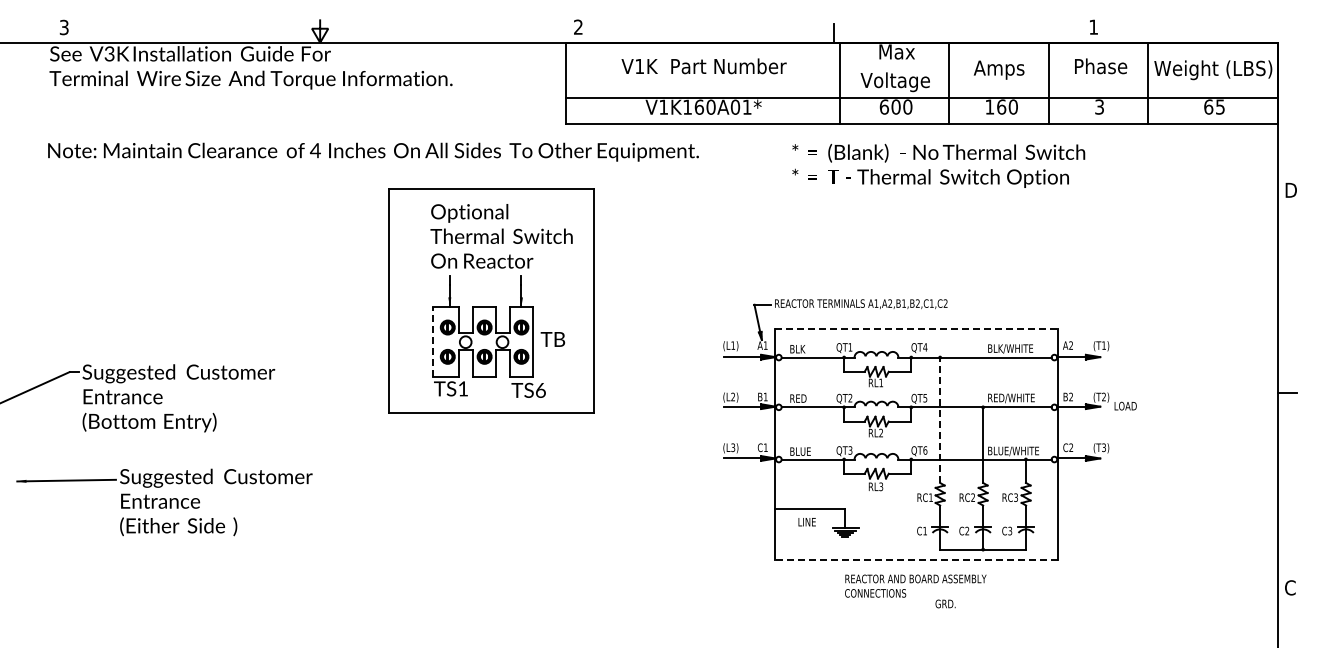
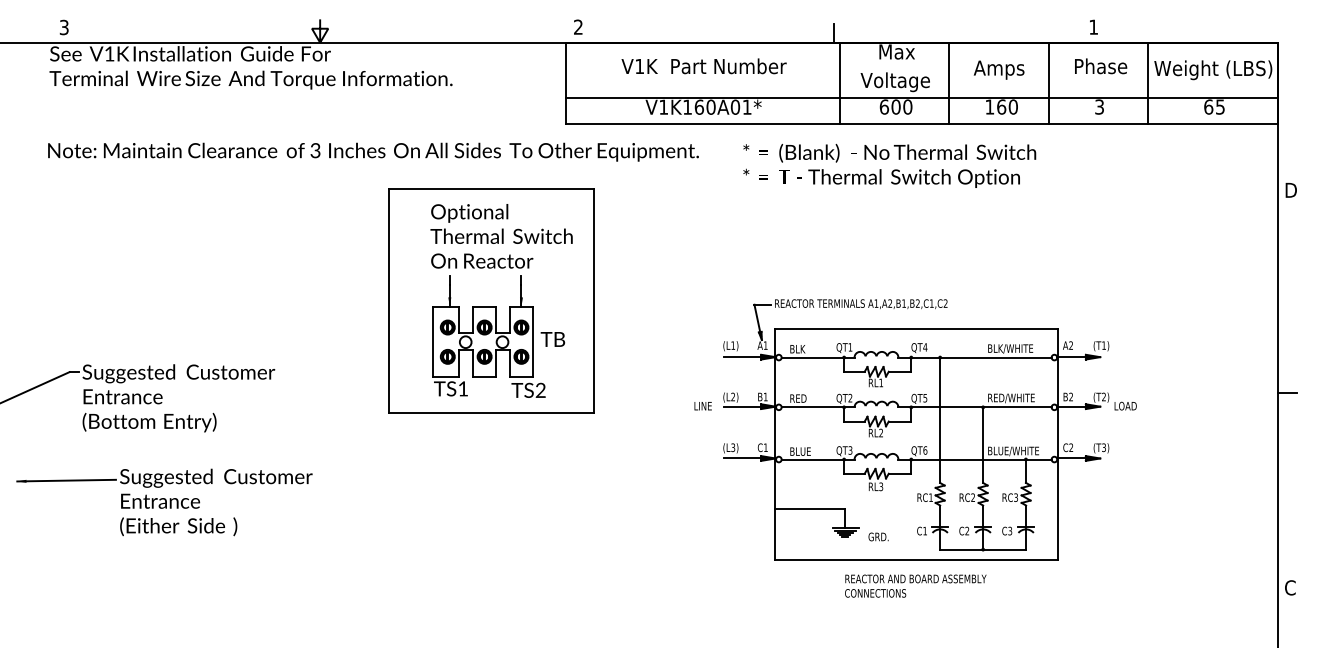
text: V3K -> V1K (109, 53)
text: 4 -> 3 (315, 150)
text position: (938, 165) -> (889, 165) (889, 165)
line: dashed -> solid (917, 329)
line: dashed -> solid (433, 341)
text: TS6 -> TS2 (540, 389)
line: dashed -> solid (940, 420)
text position: (806, 522) -> (702, 406) (702, 406)
line: dashed -> solid (916, 560)
text position: (945, 603) -> (878, 536) (878, 536)
